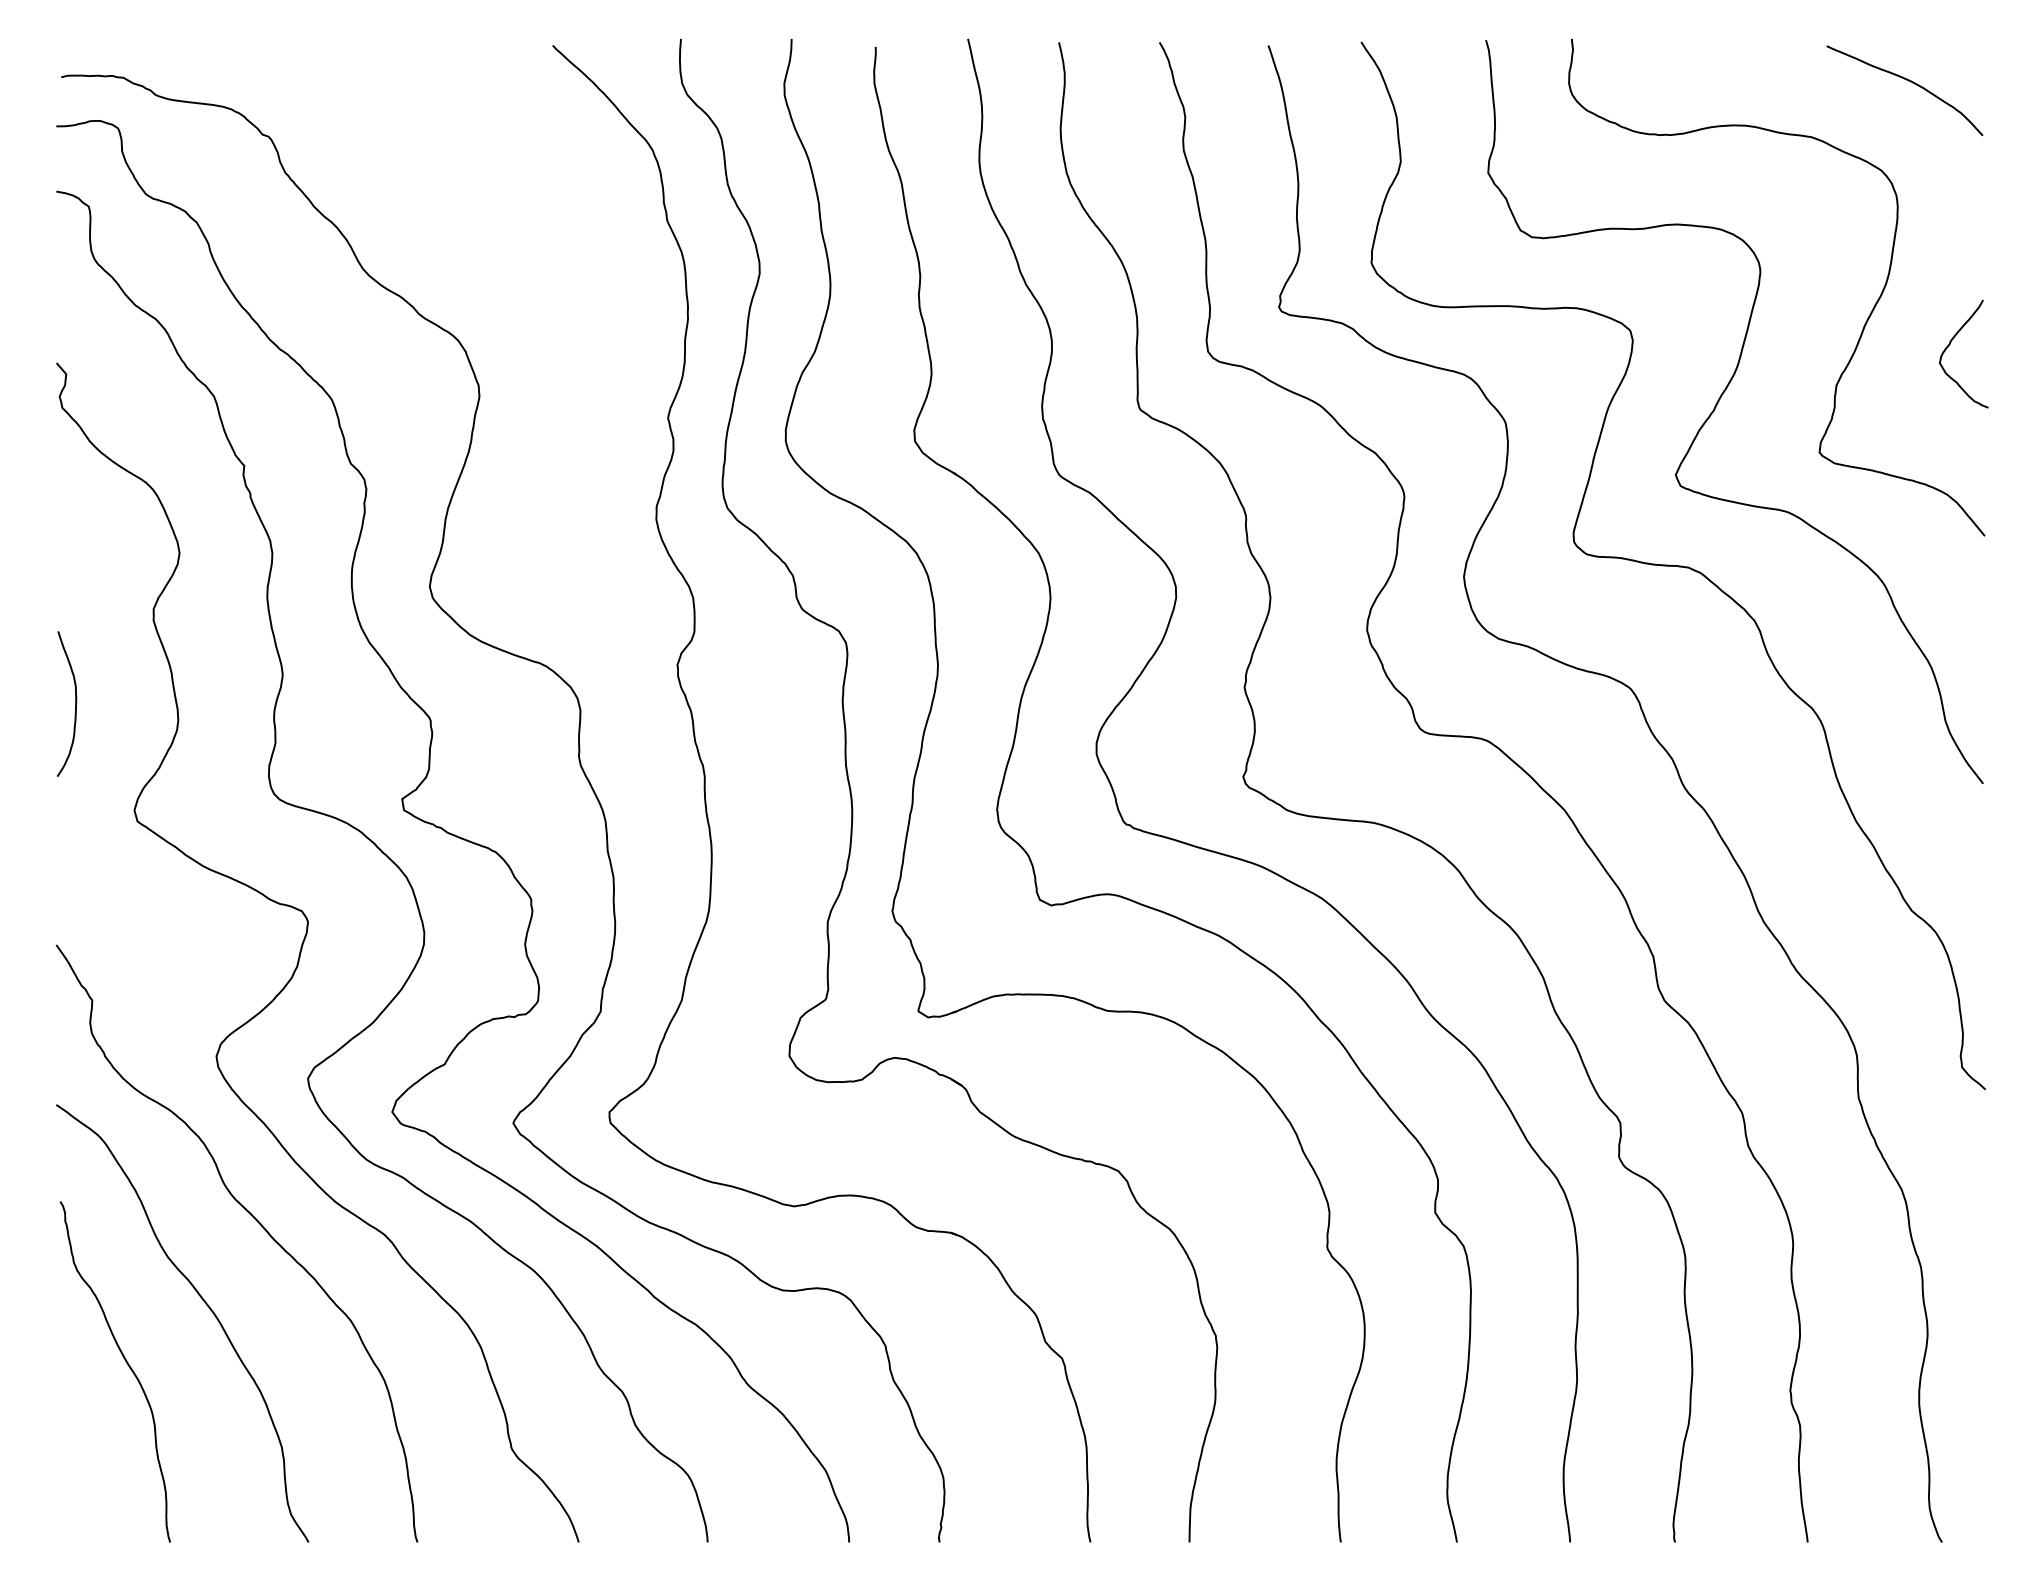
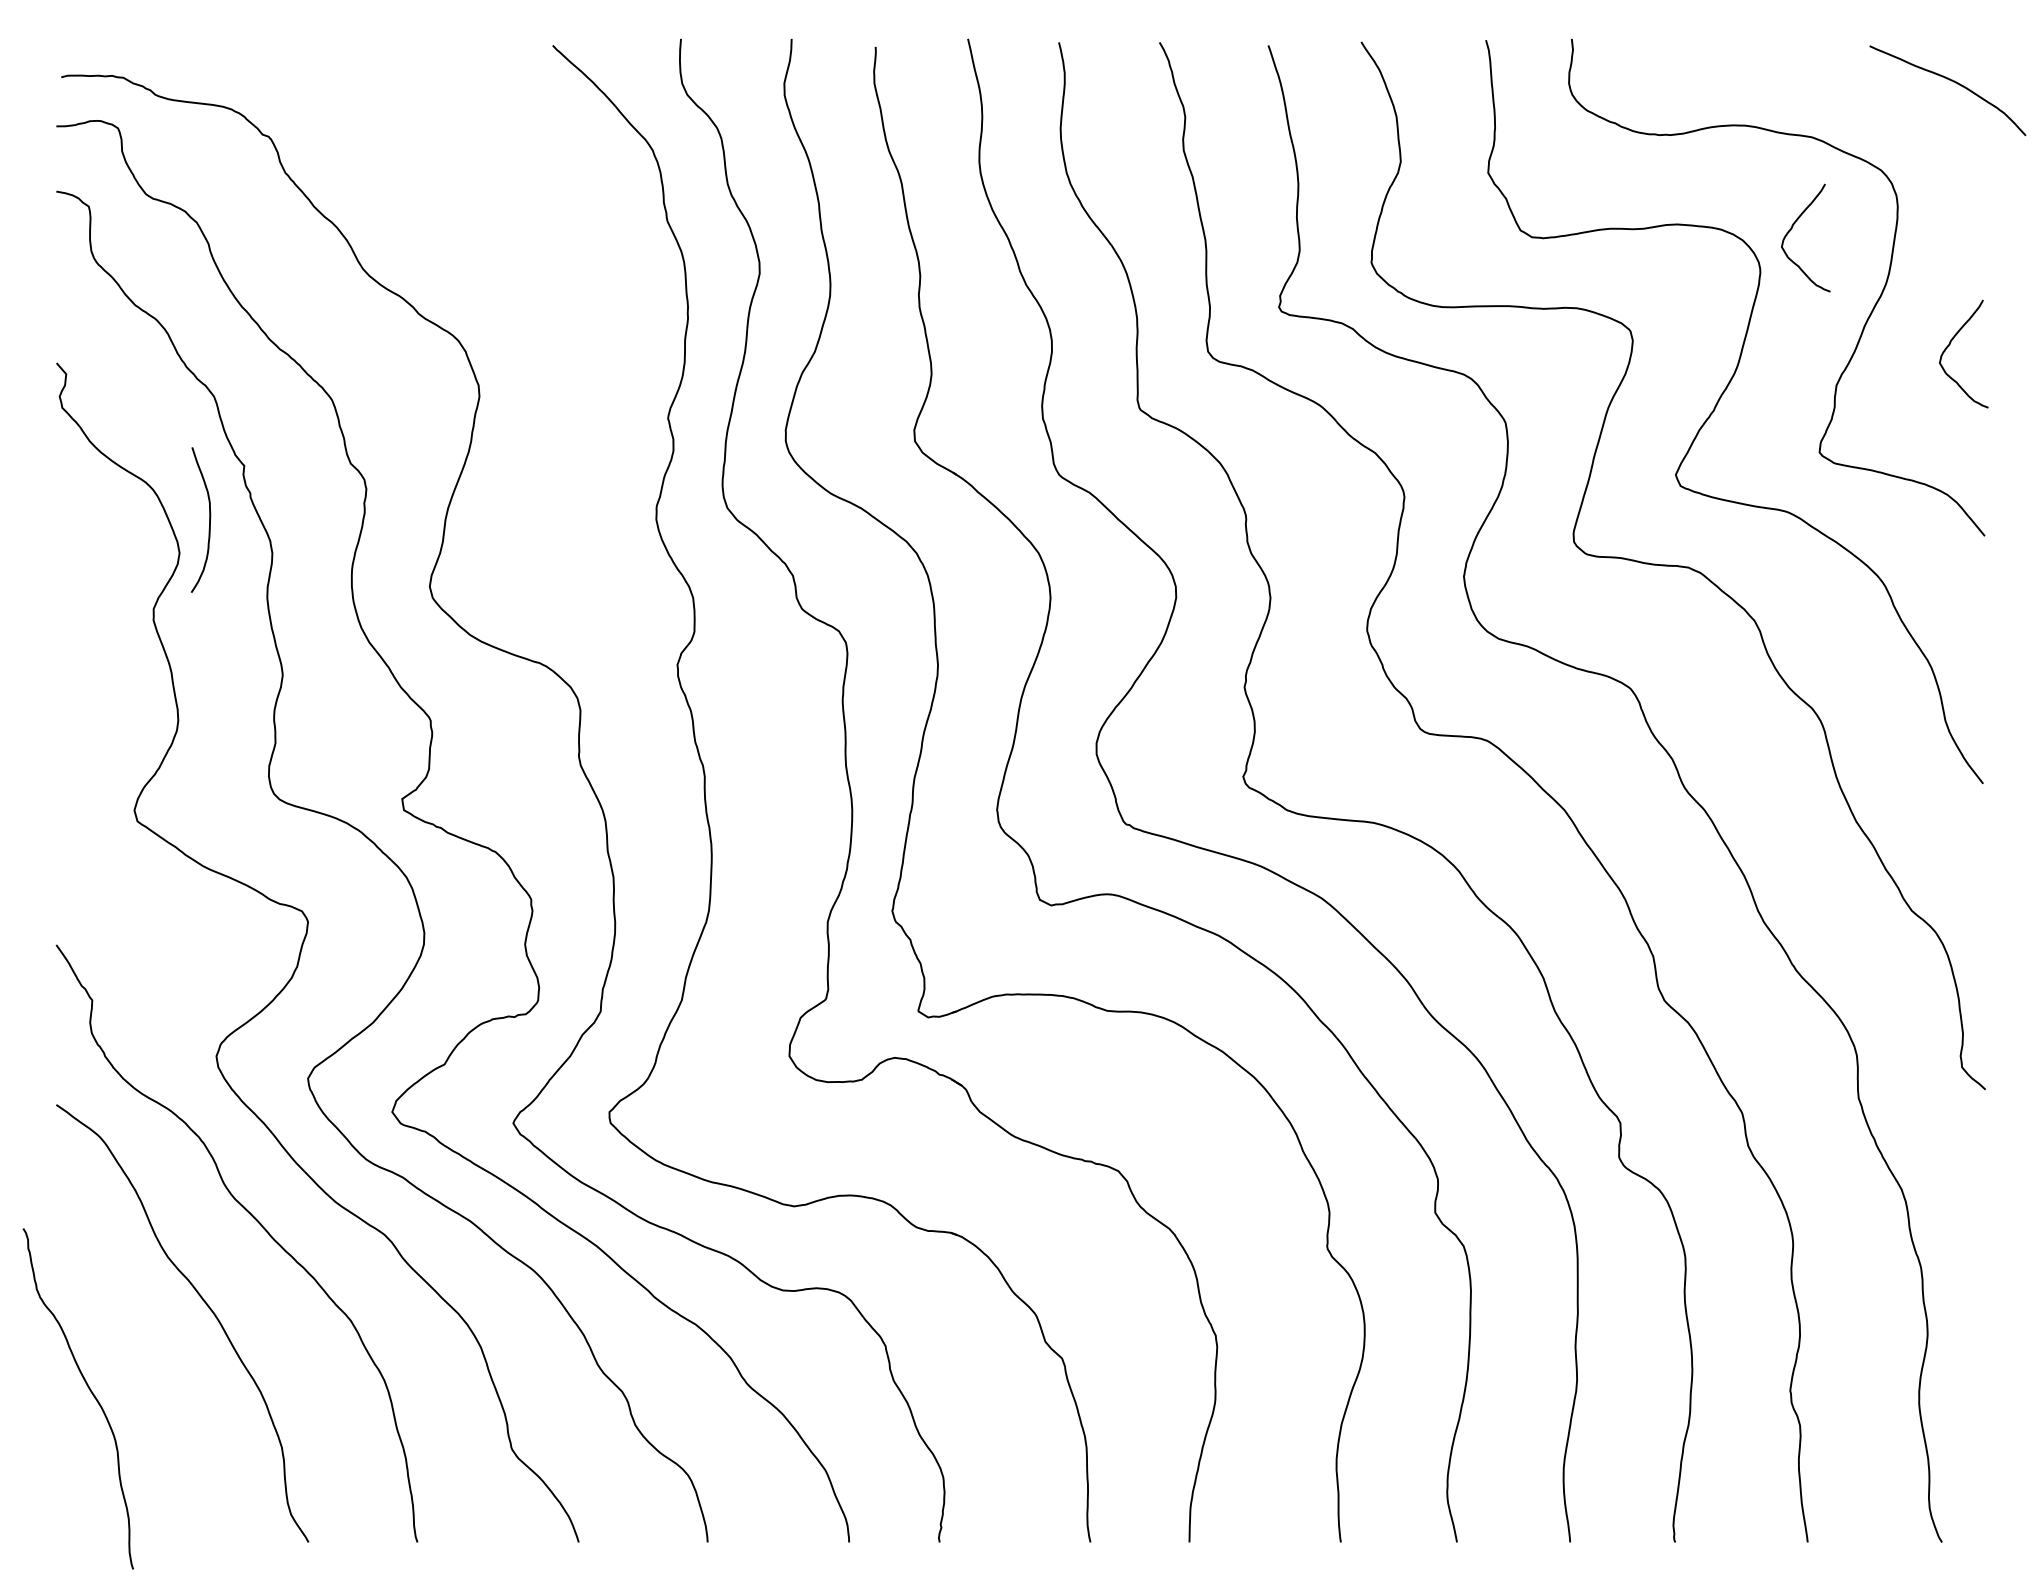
curve position: (1908, 81) -> (1951, 81) (1951, 81)
curve: none -> present (1791, 230)
curve position: (75, 703) -> (209, 519) (209, 519)
curve position: (127, 1365) -> (90, 1392) (90, 1392)
